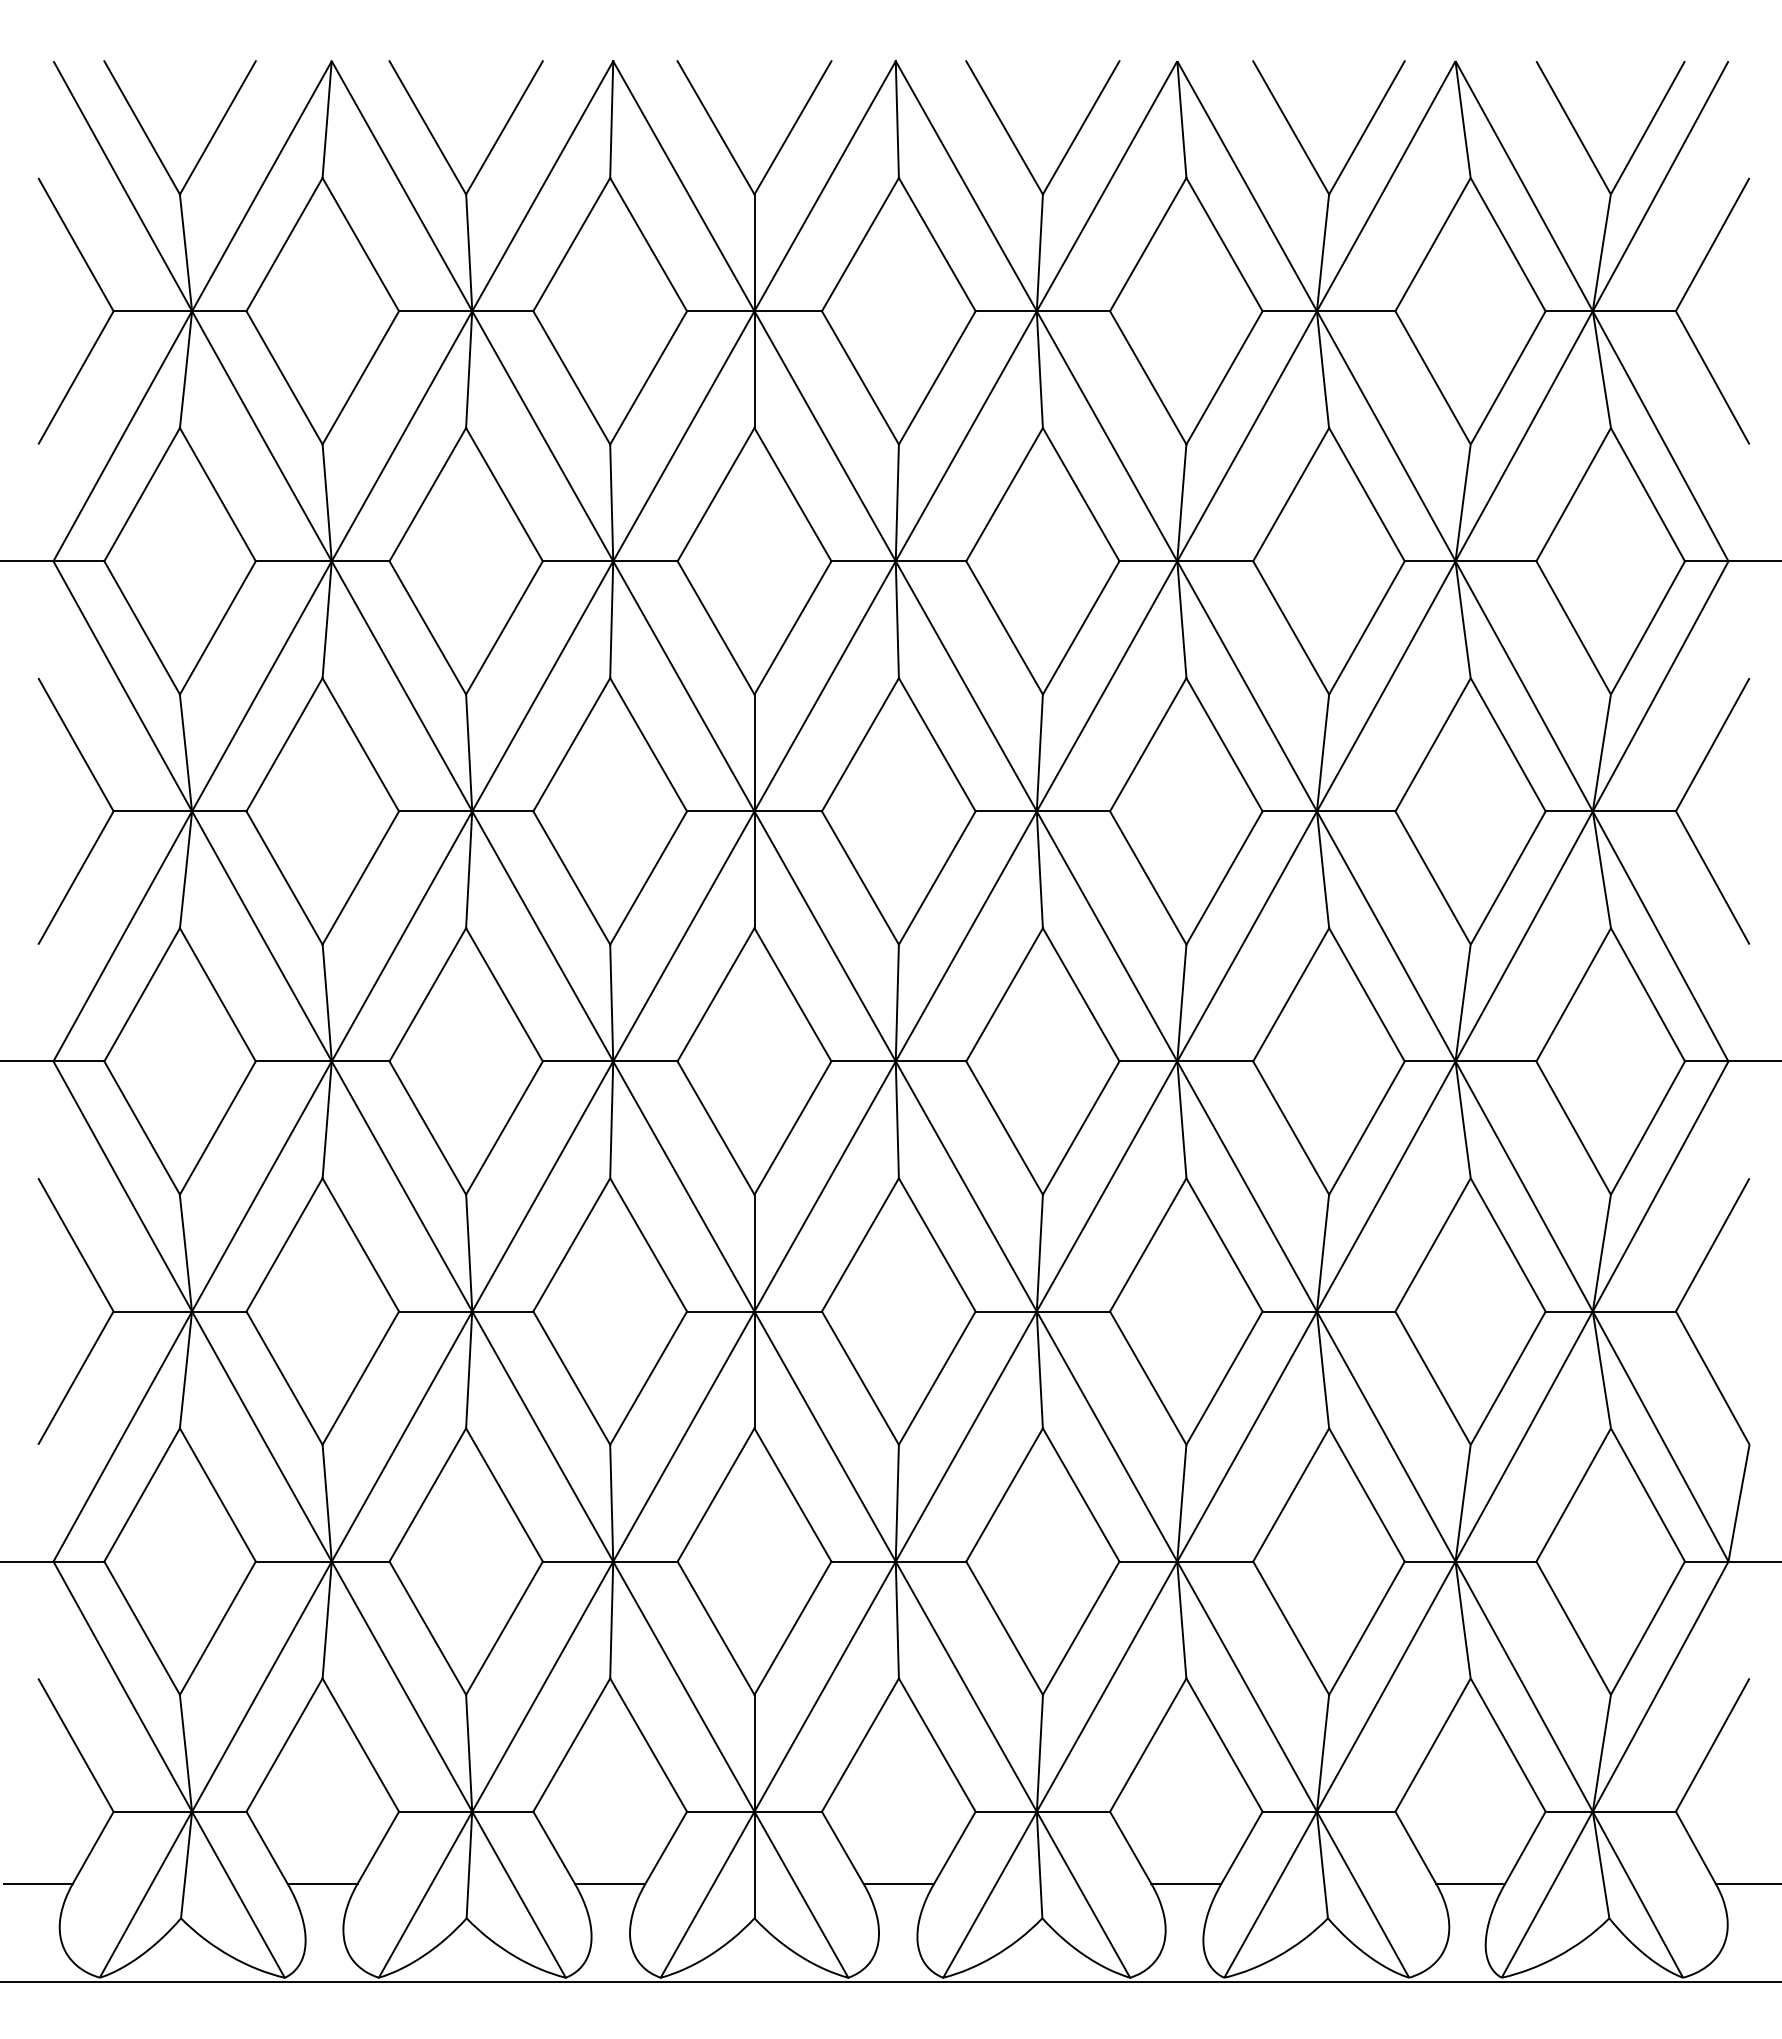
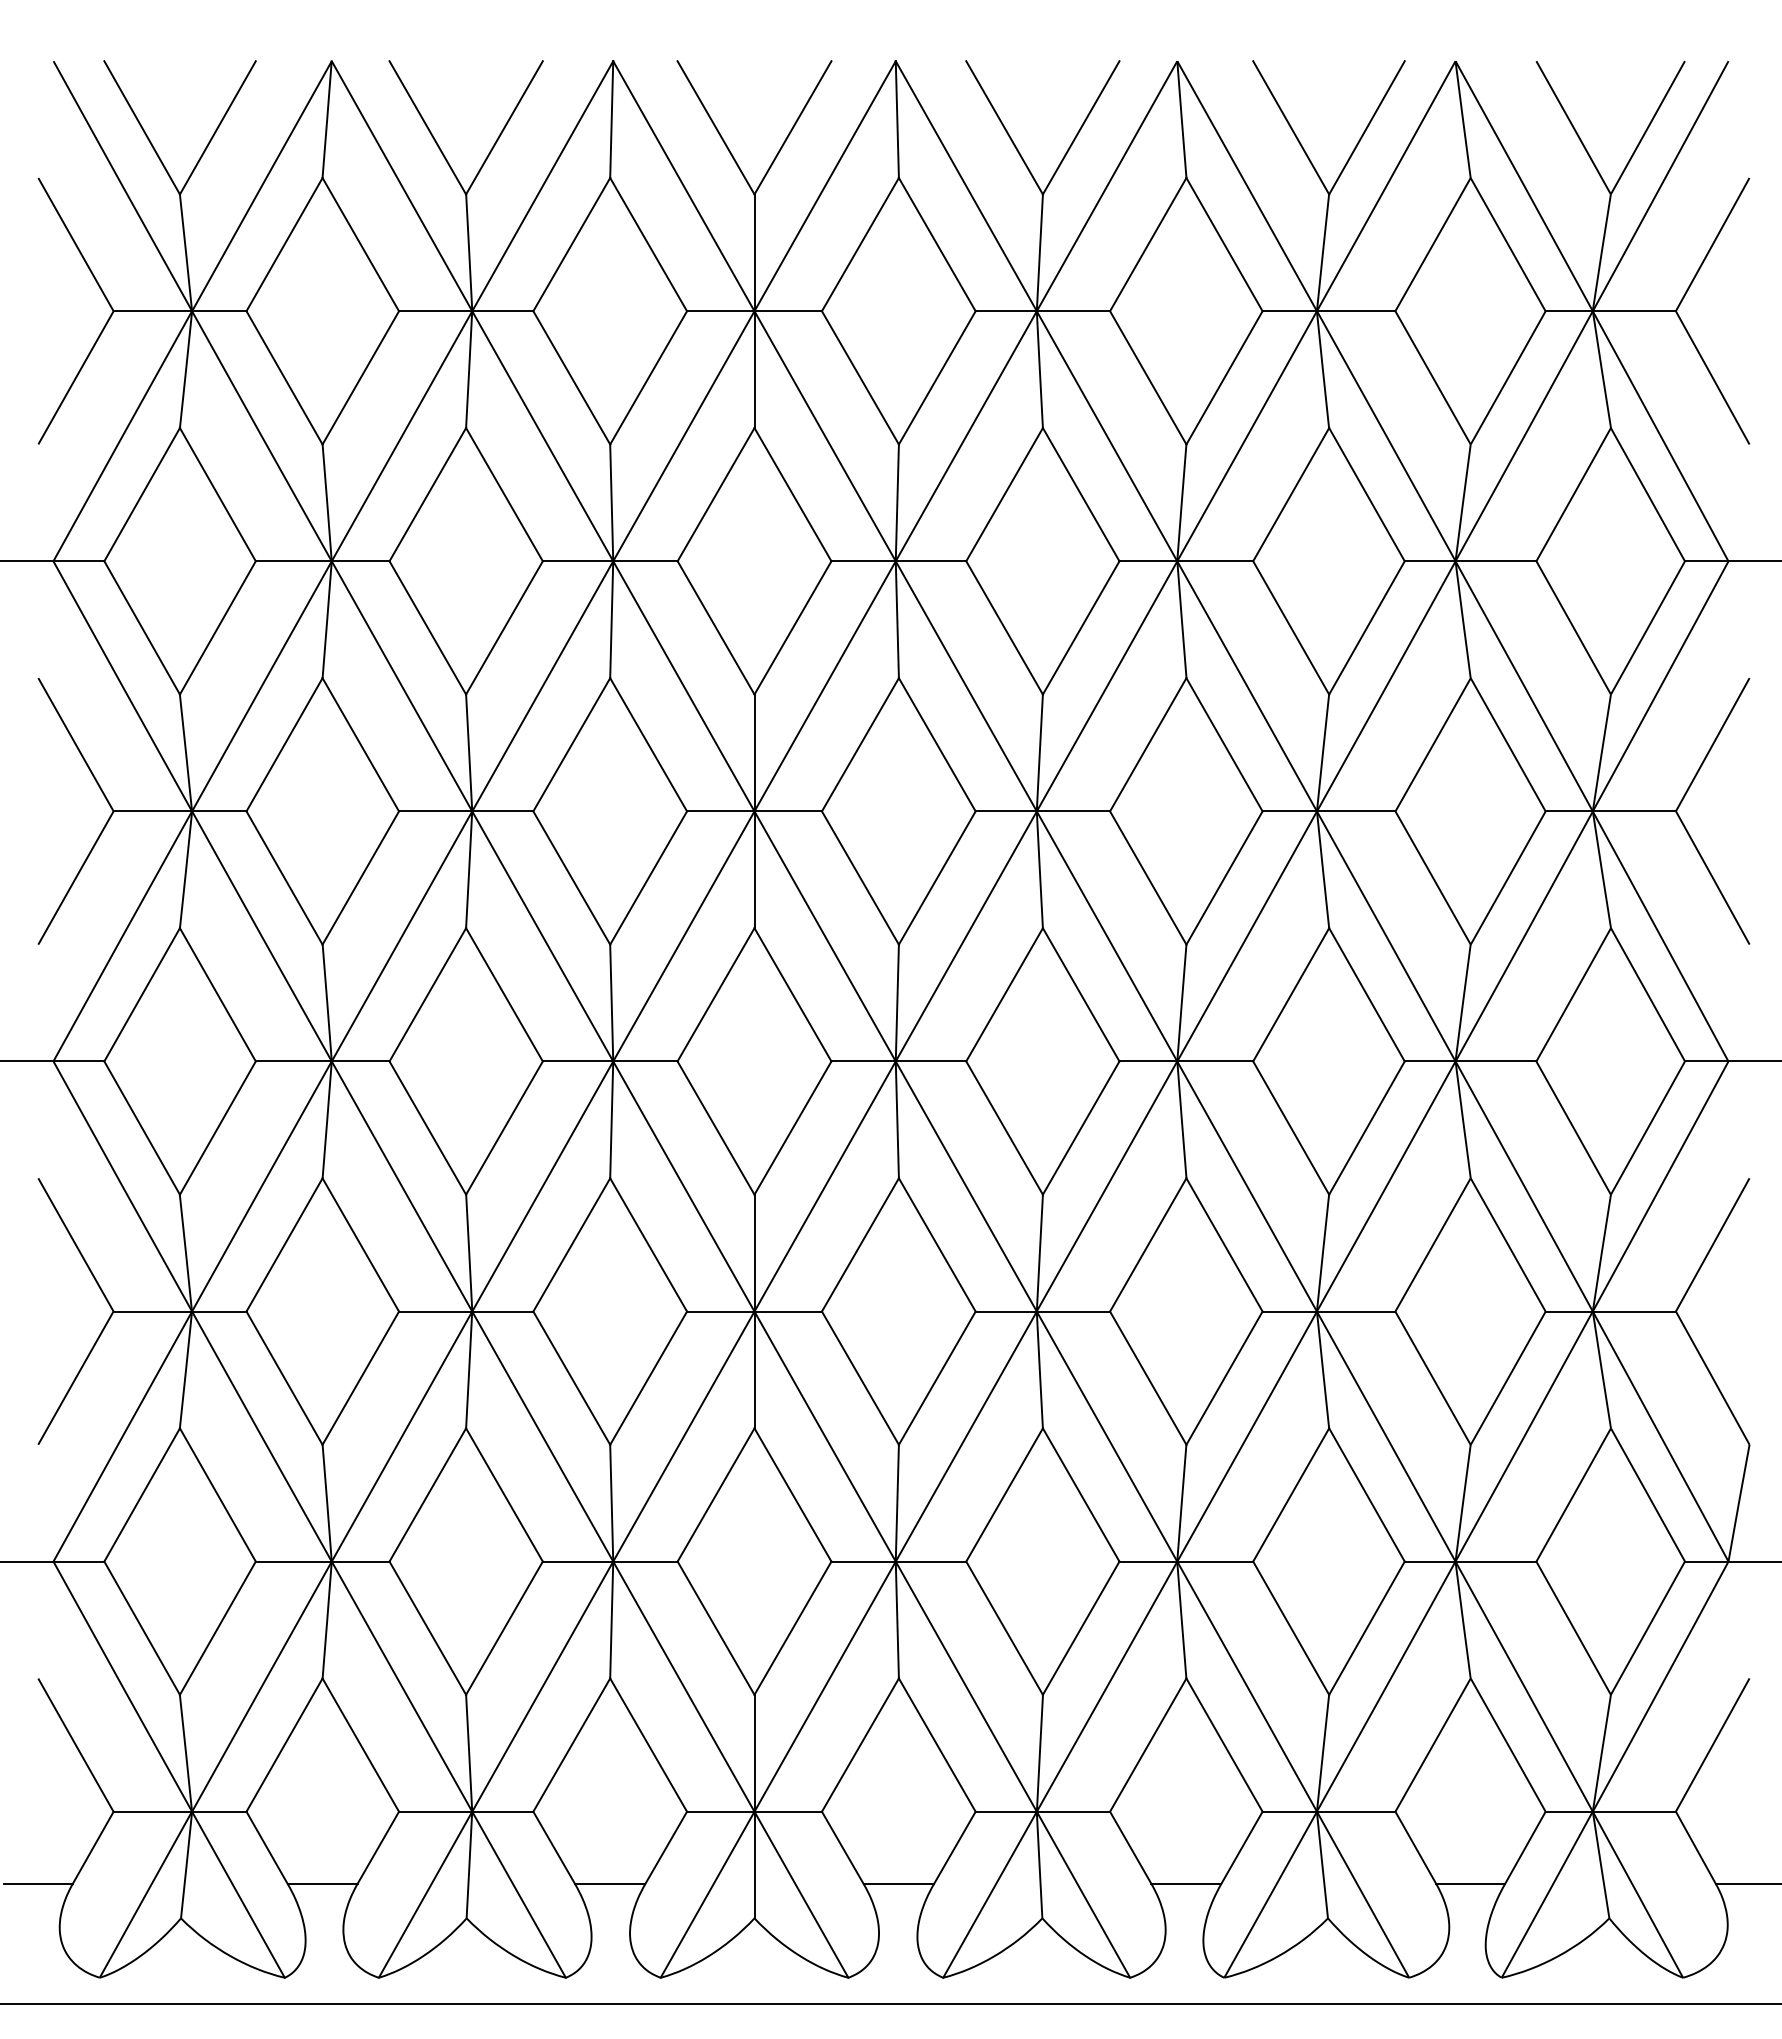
line position: (890, 1981) -> (890, 2003) (890, 2003)
